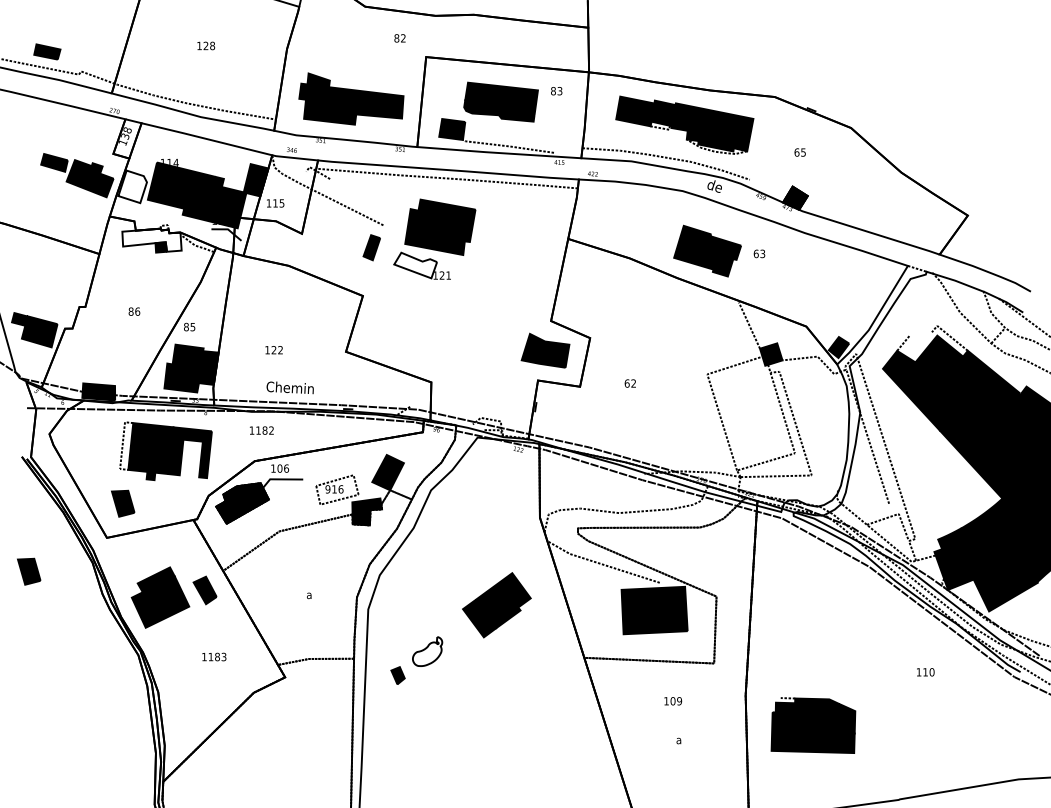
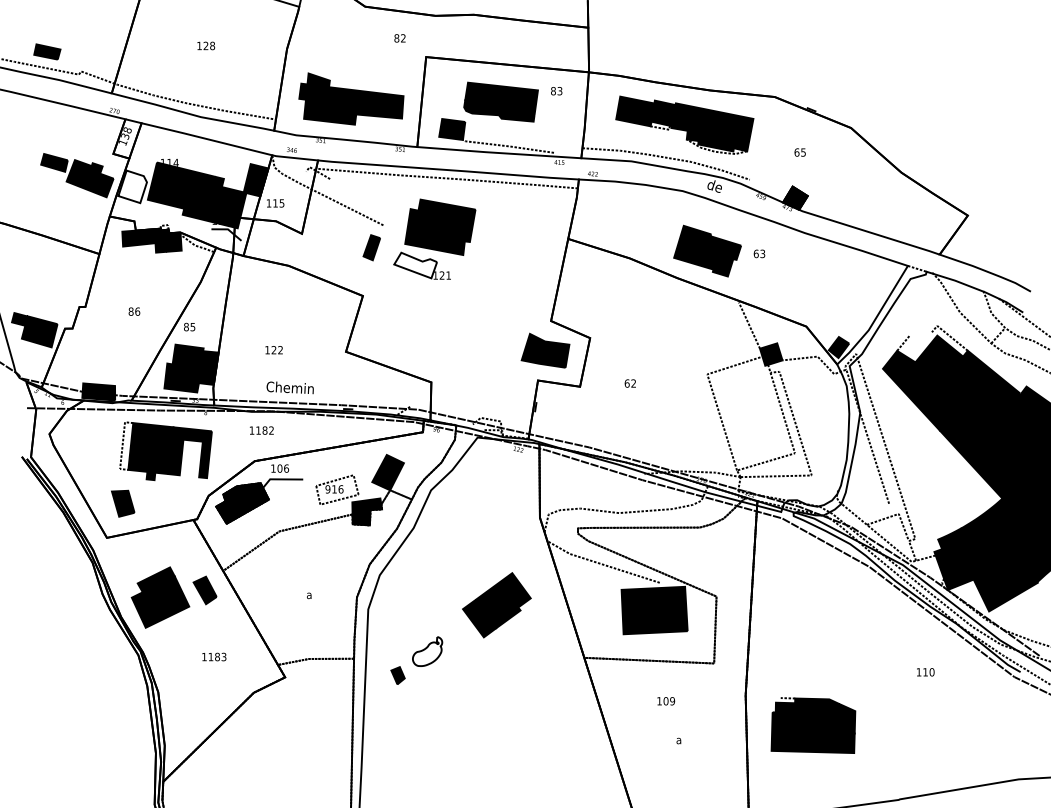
fill: none -> present (151, 239)
part: present -> none (29, 571)
text position: (673, 701) -> (666, 701) (666, 701)
